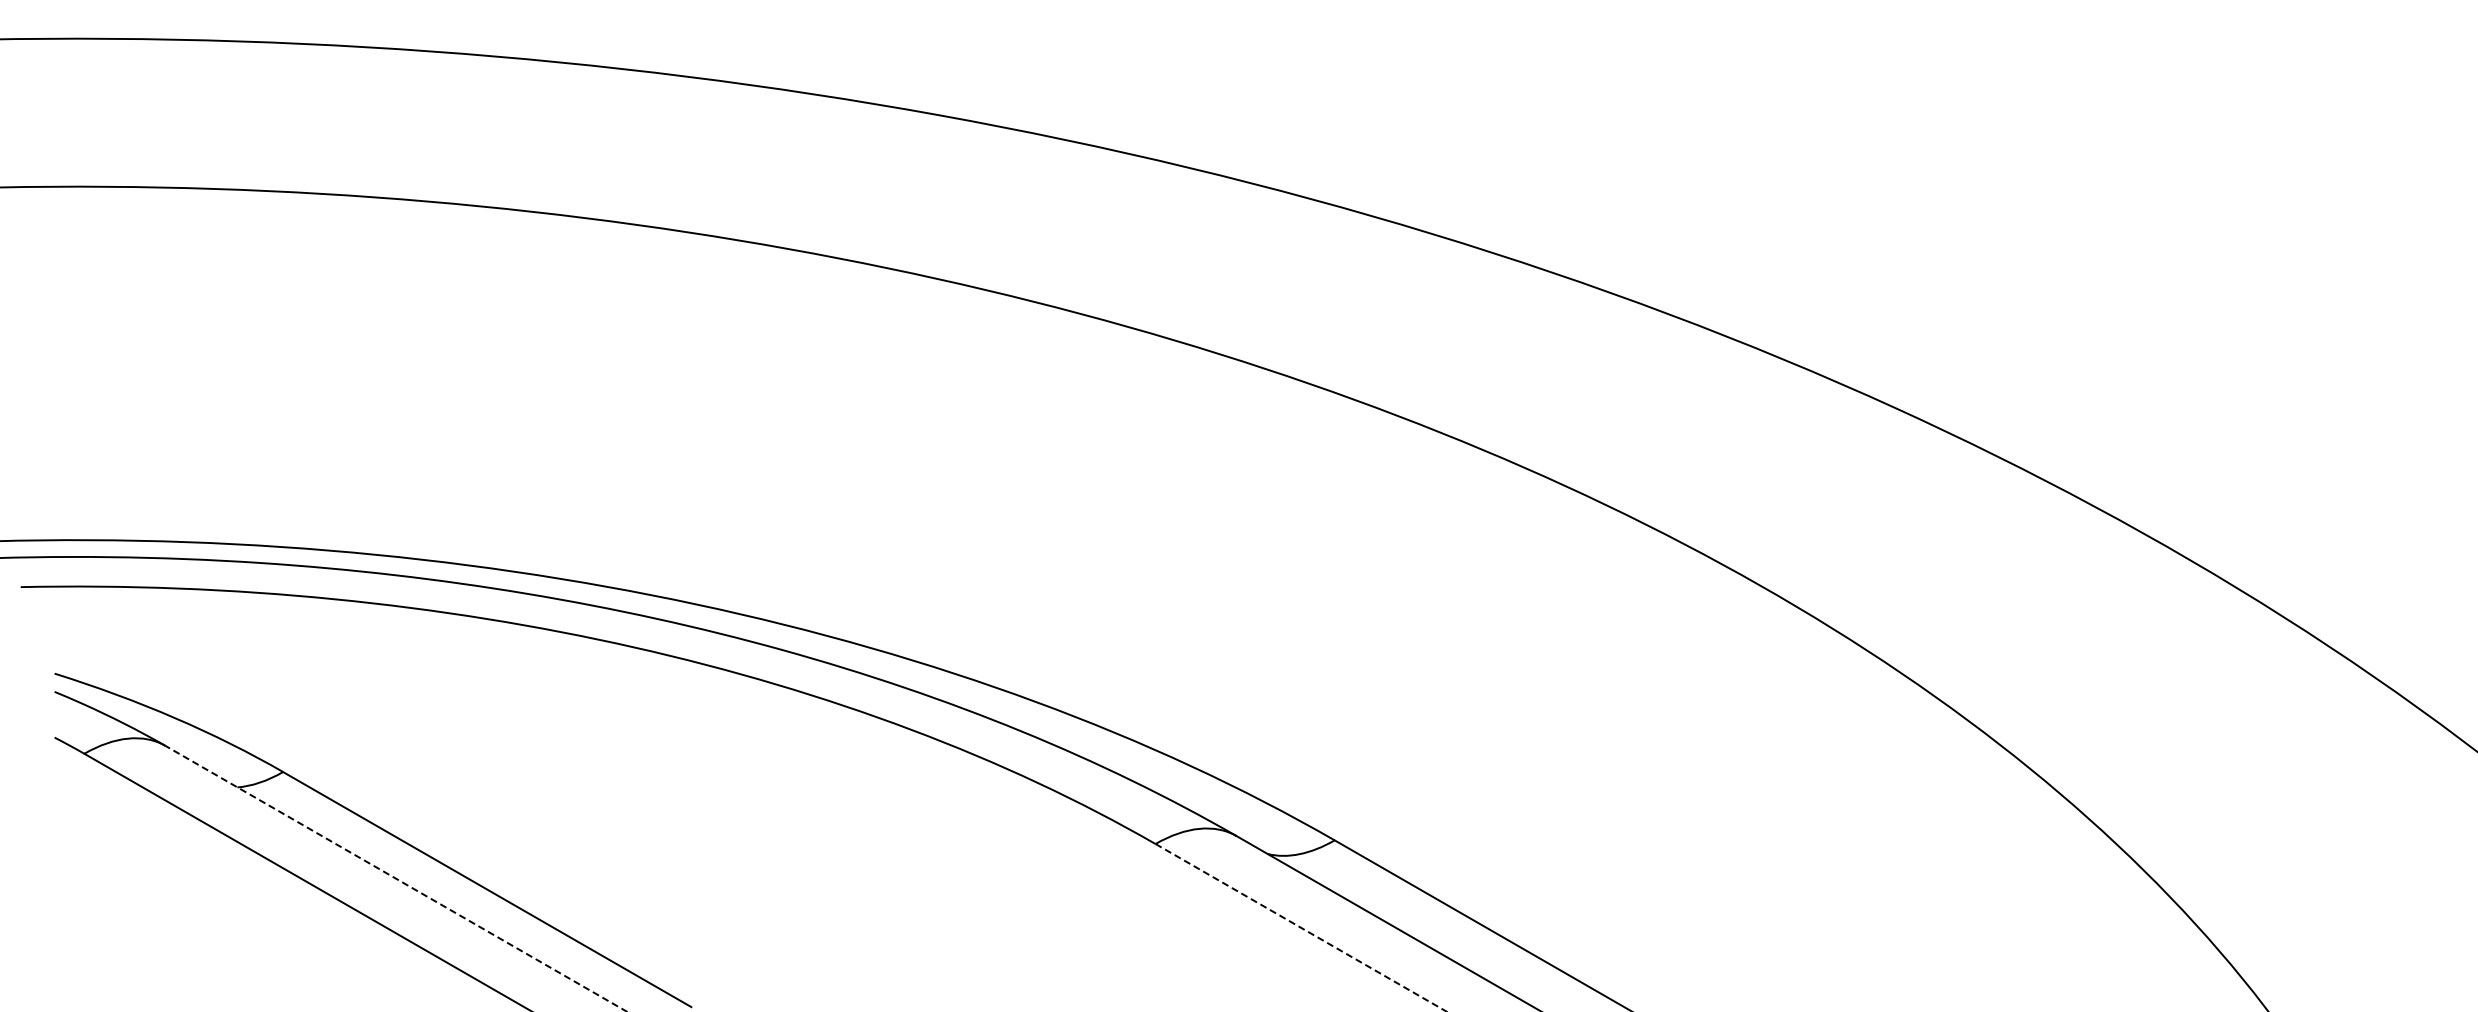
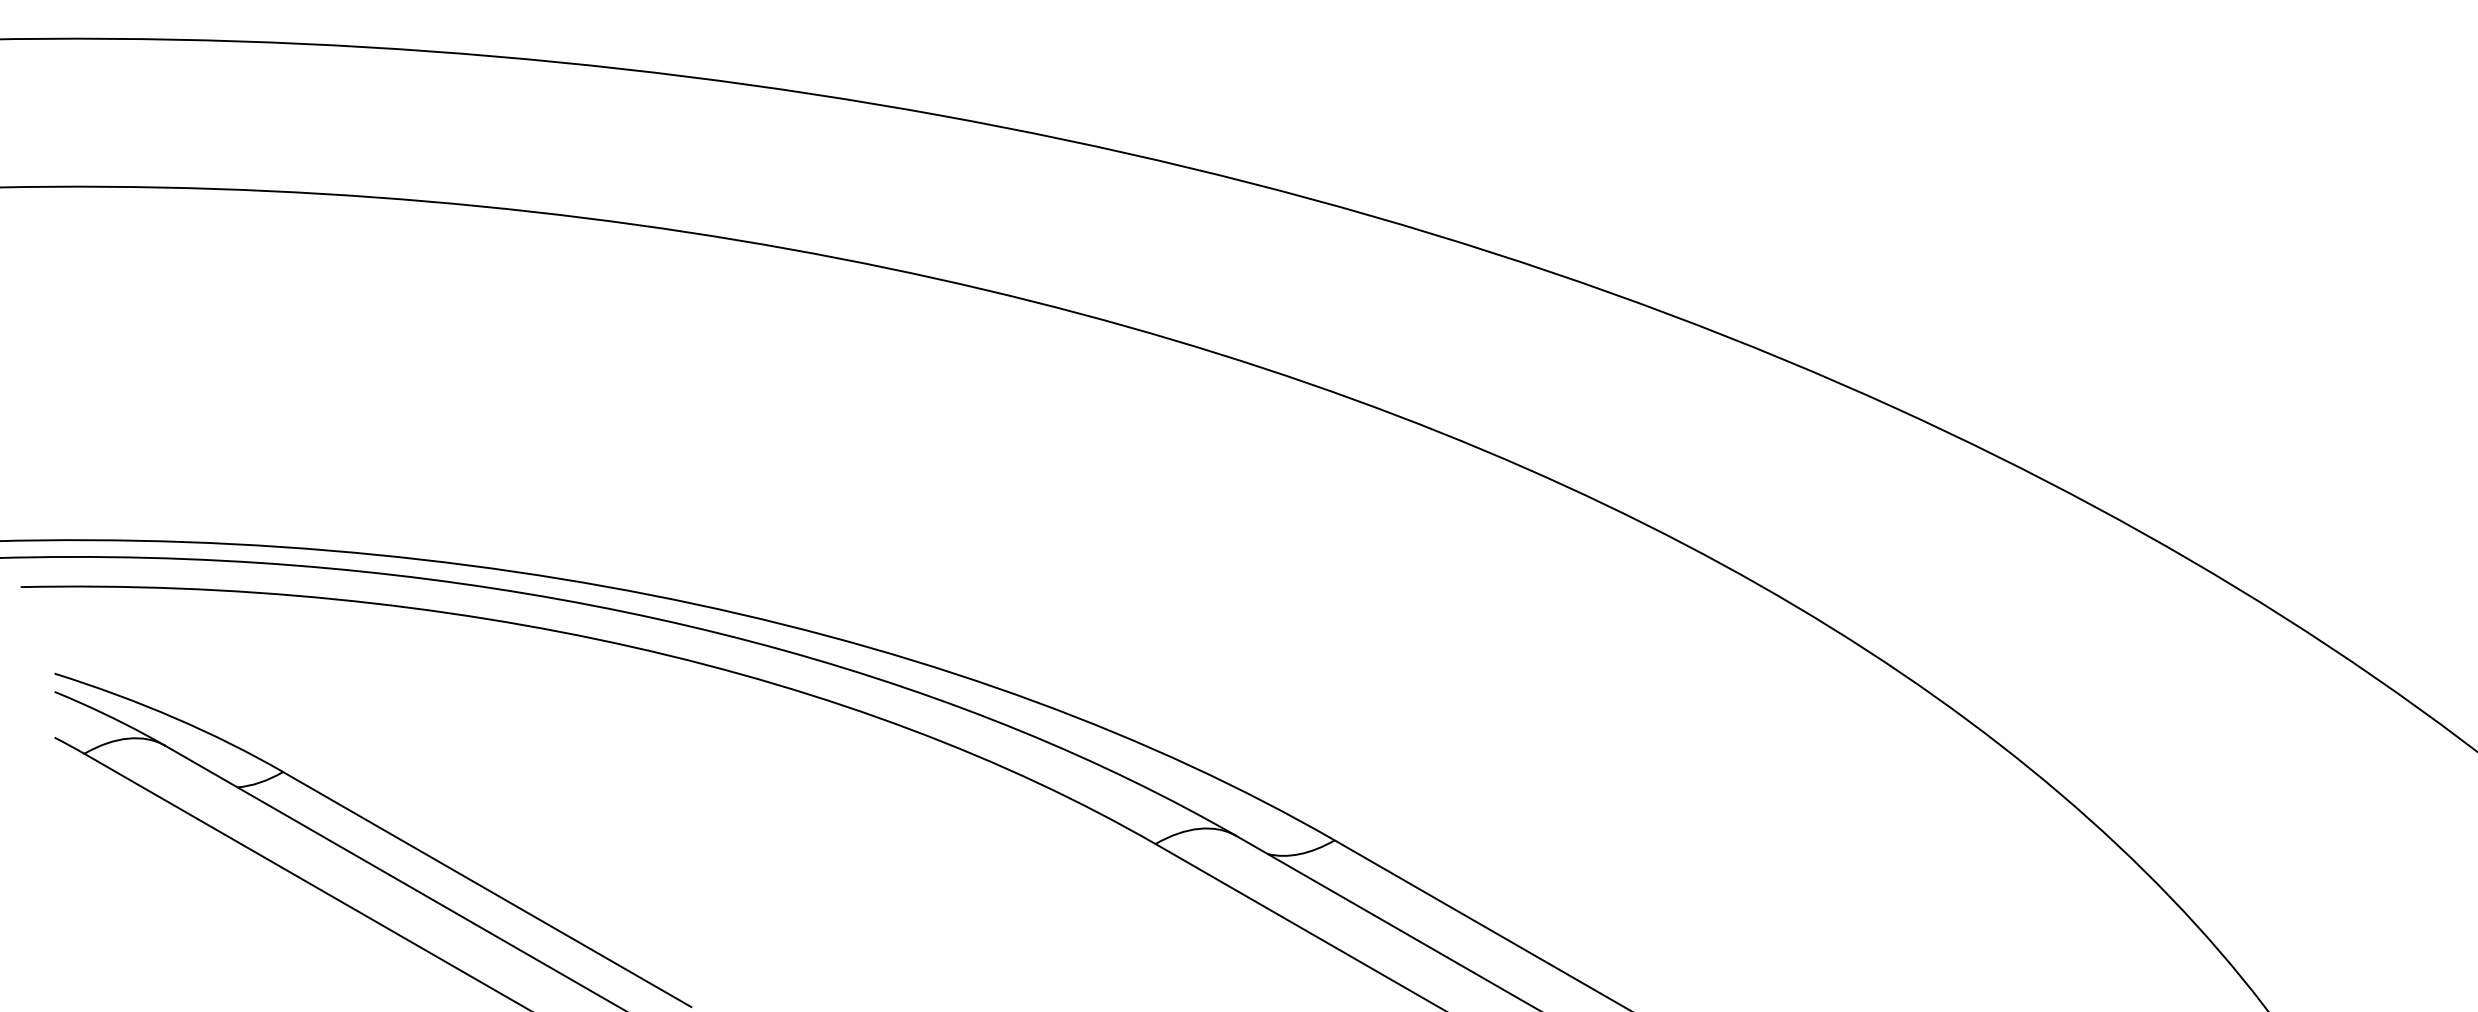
line: dashed -> solid (395, 878)
line: dashed -> solid (1301, 927)
